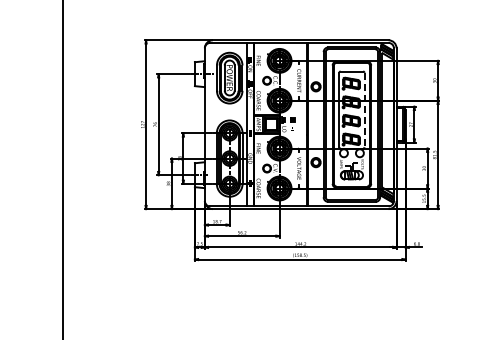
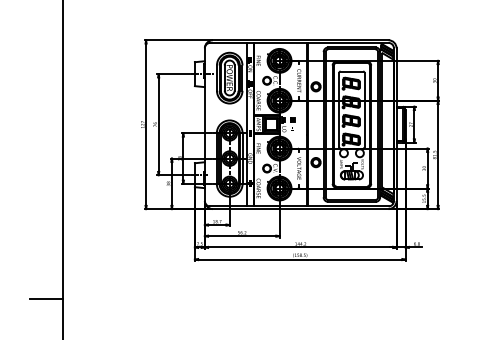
line: dashed -> solid (364, 110)
line: none -> present (45, 298)
